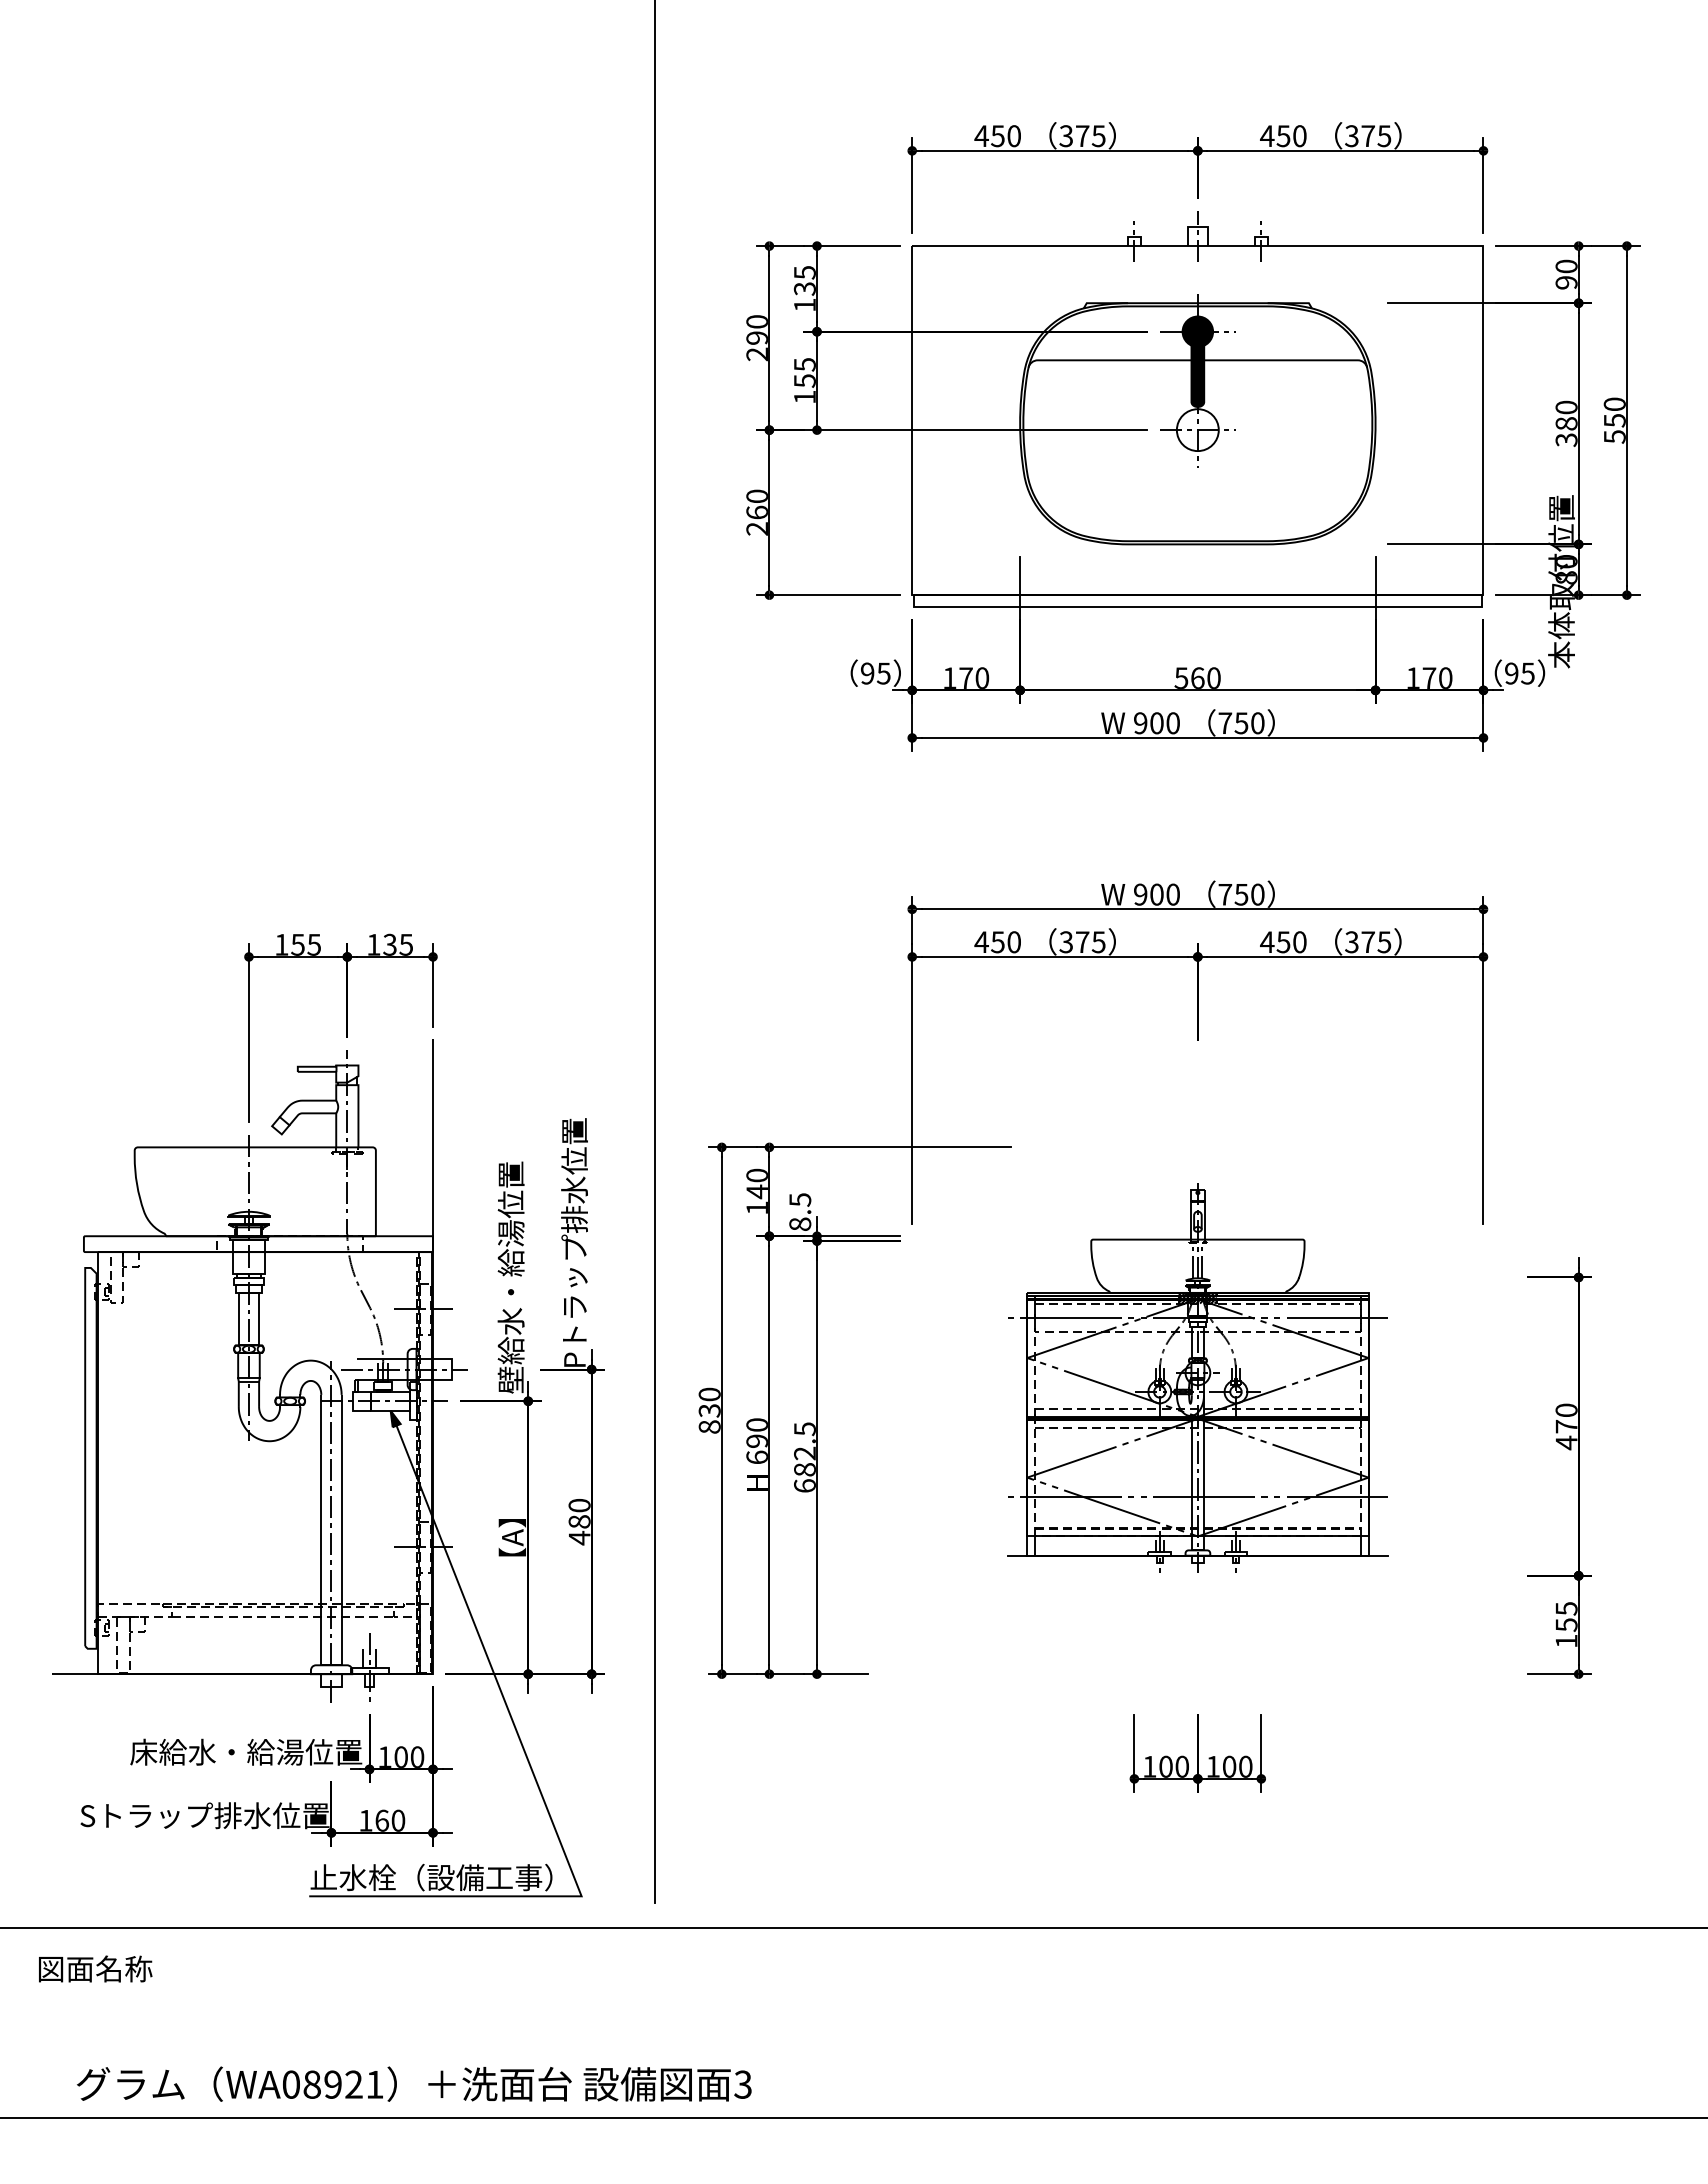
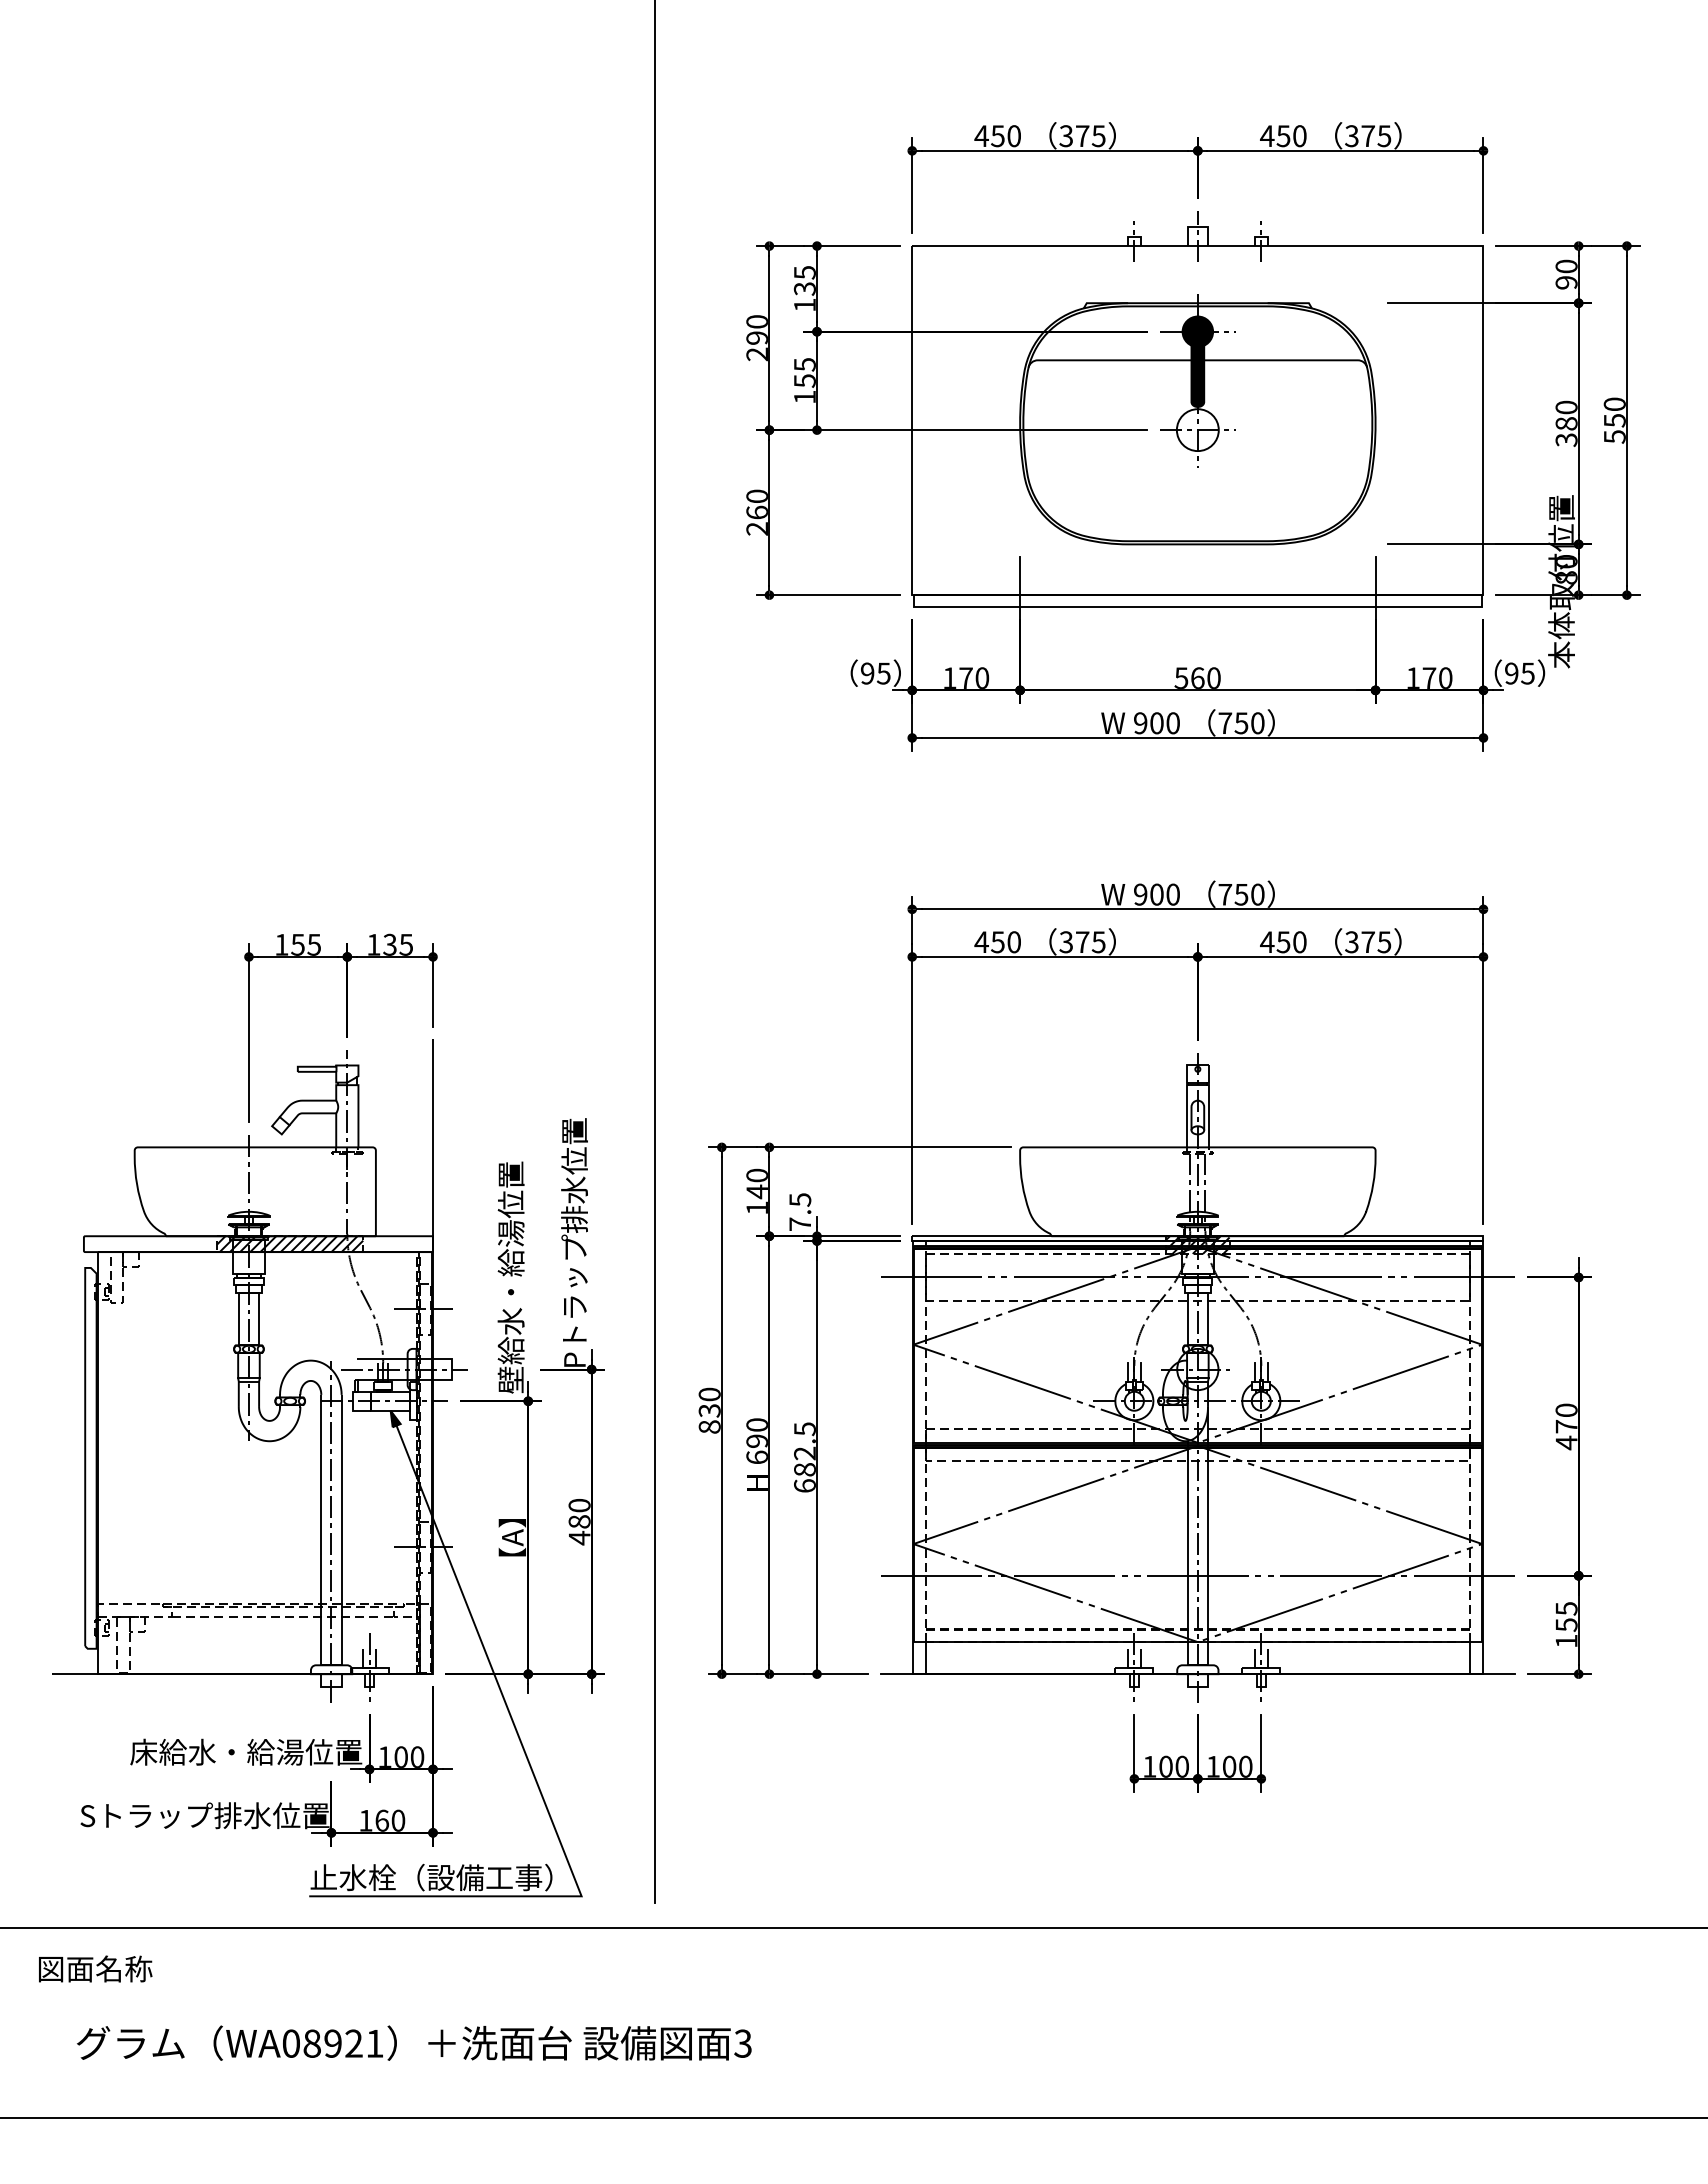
text: 8.5 -> 7.5 (800, 1223)
hatch: none -> present (290, 1244)
part size: 382x390 px -> 636x650 px (1197, 1377)
text position: (414, 2083) -> (414, 2042) (414, 2042)
